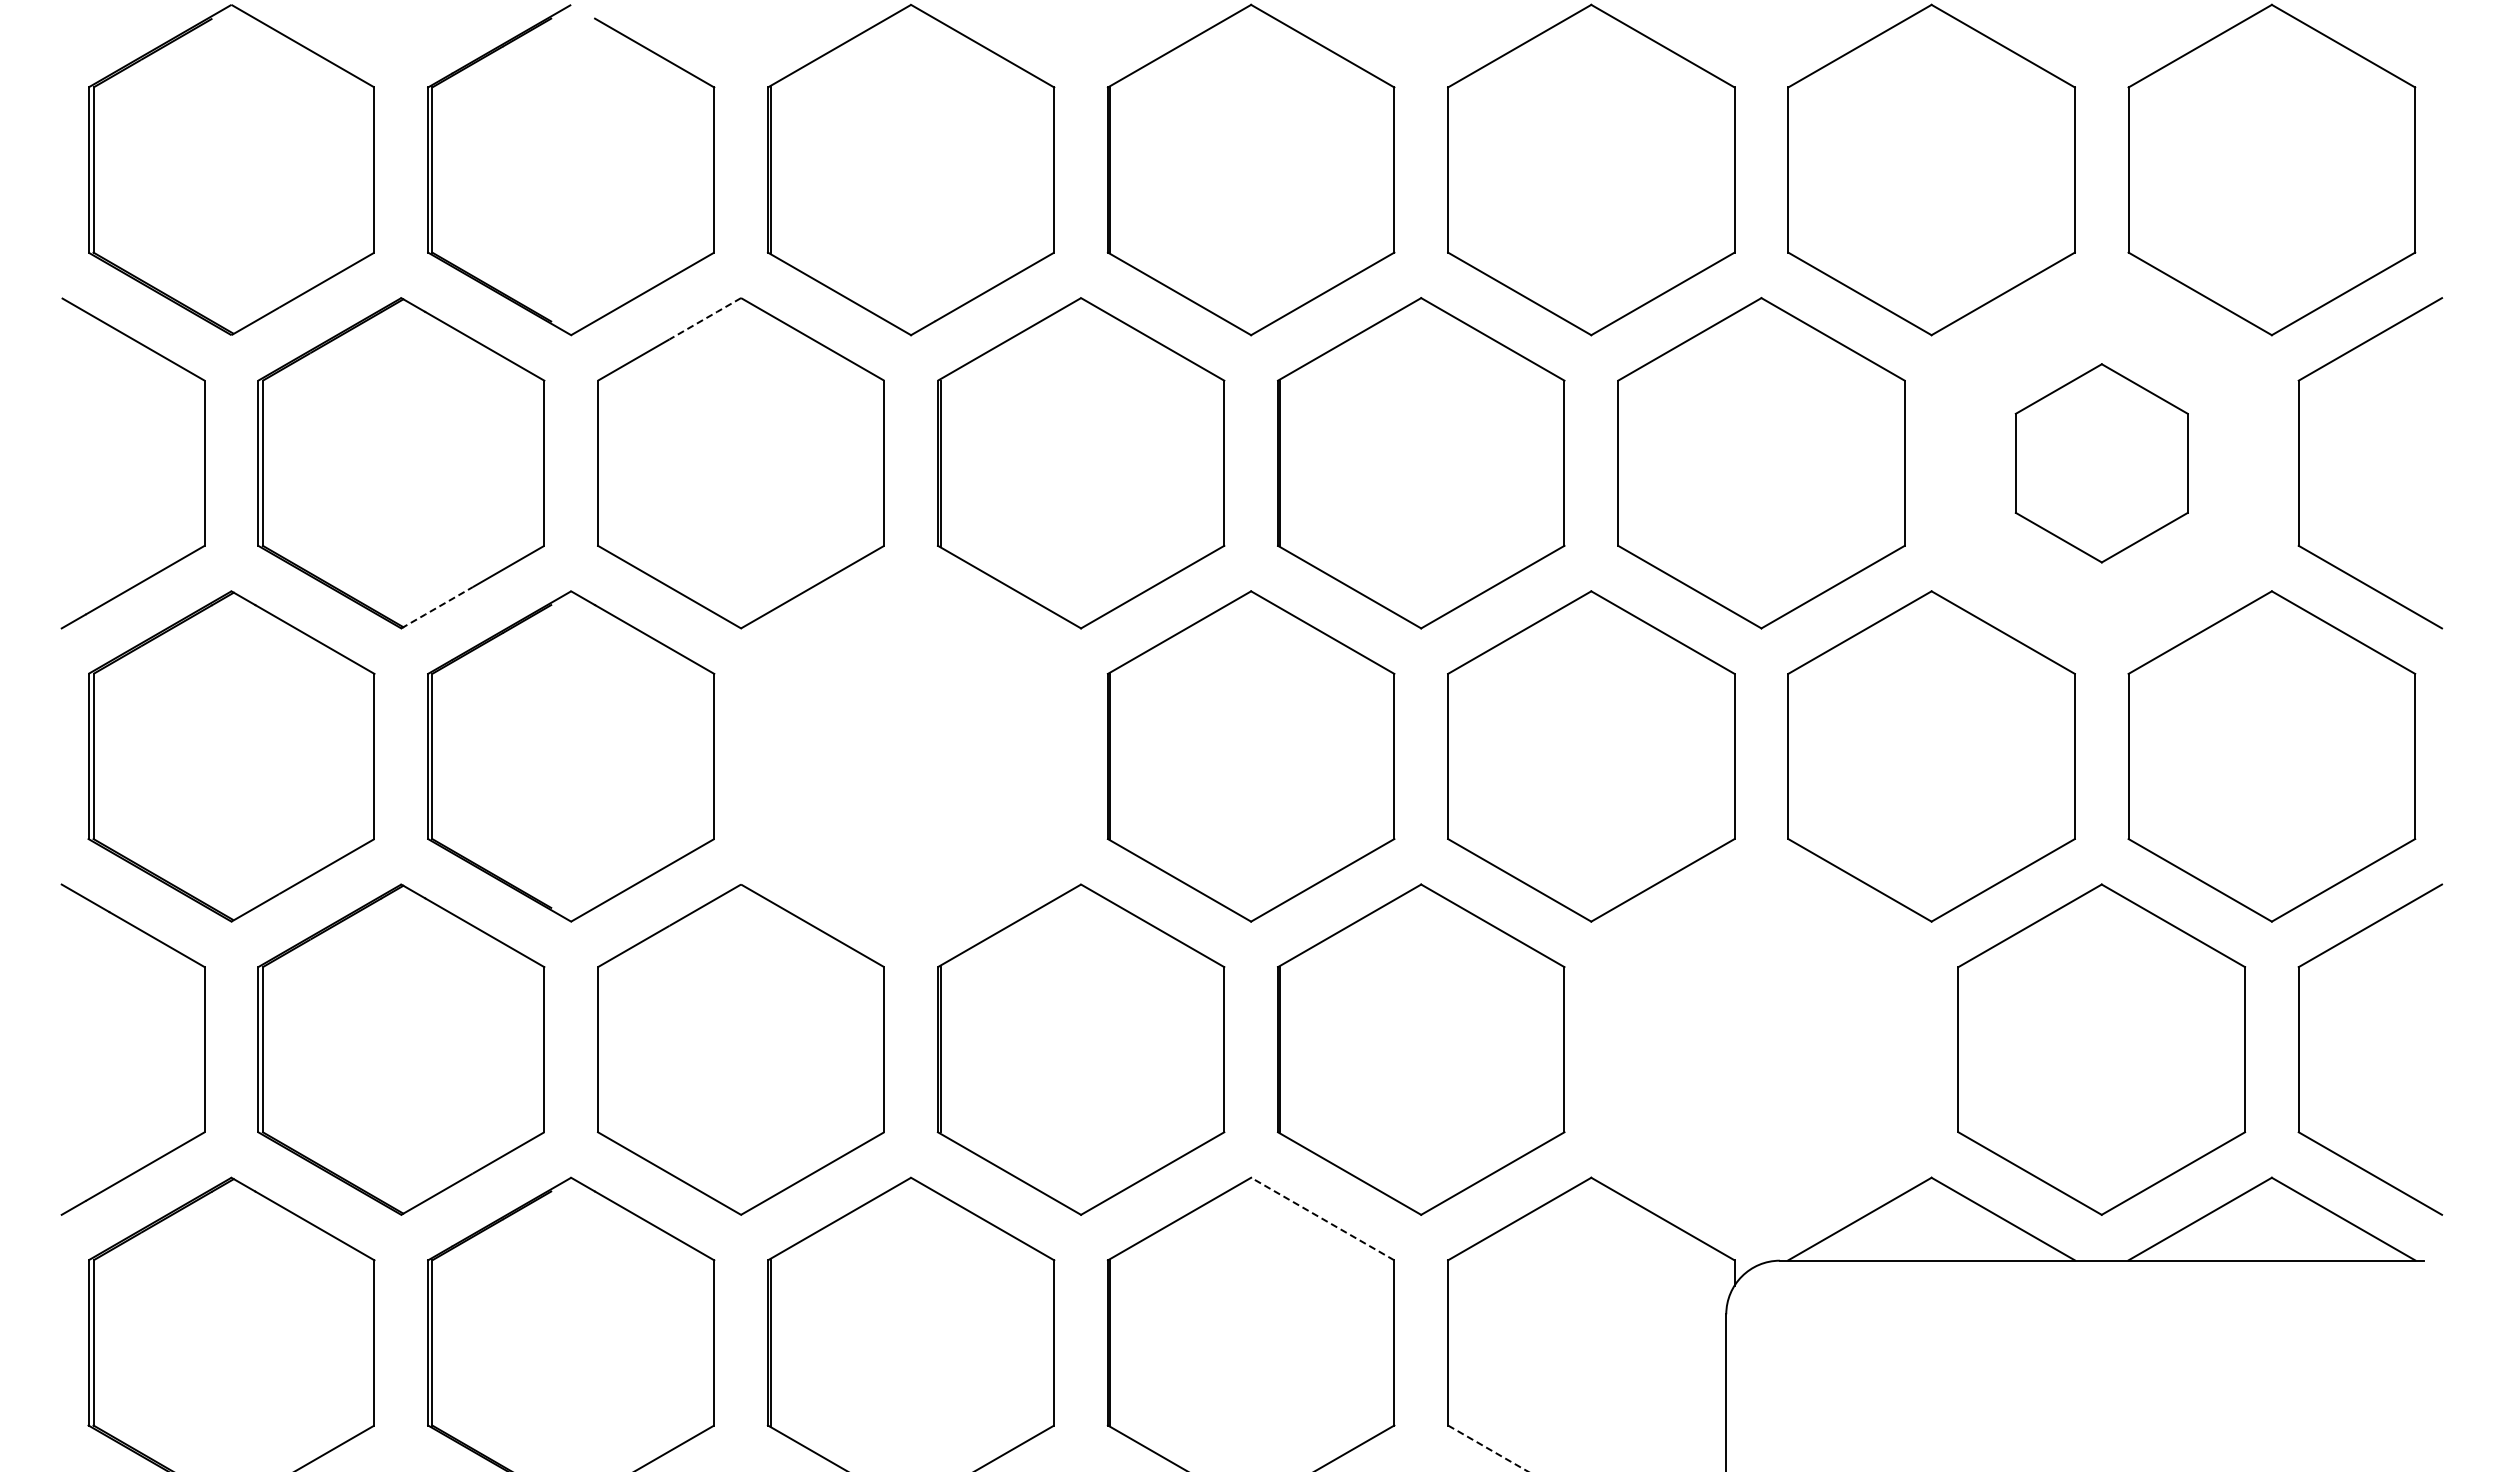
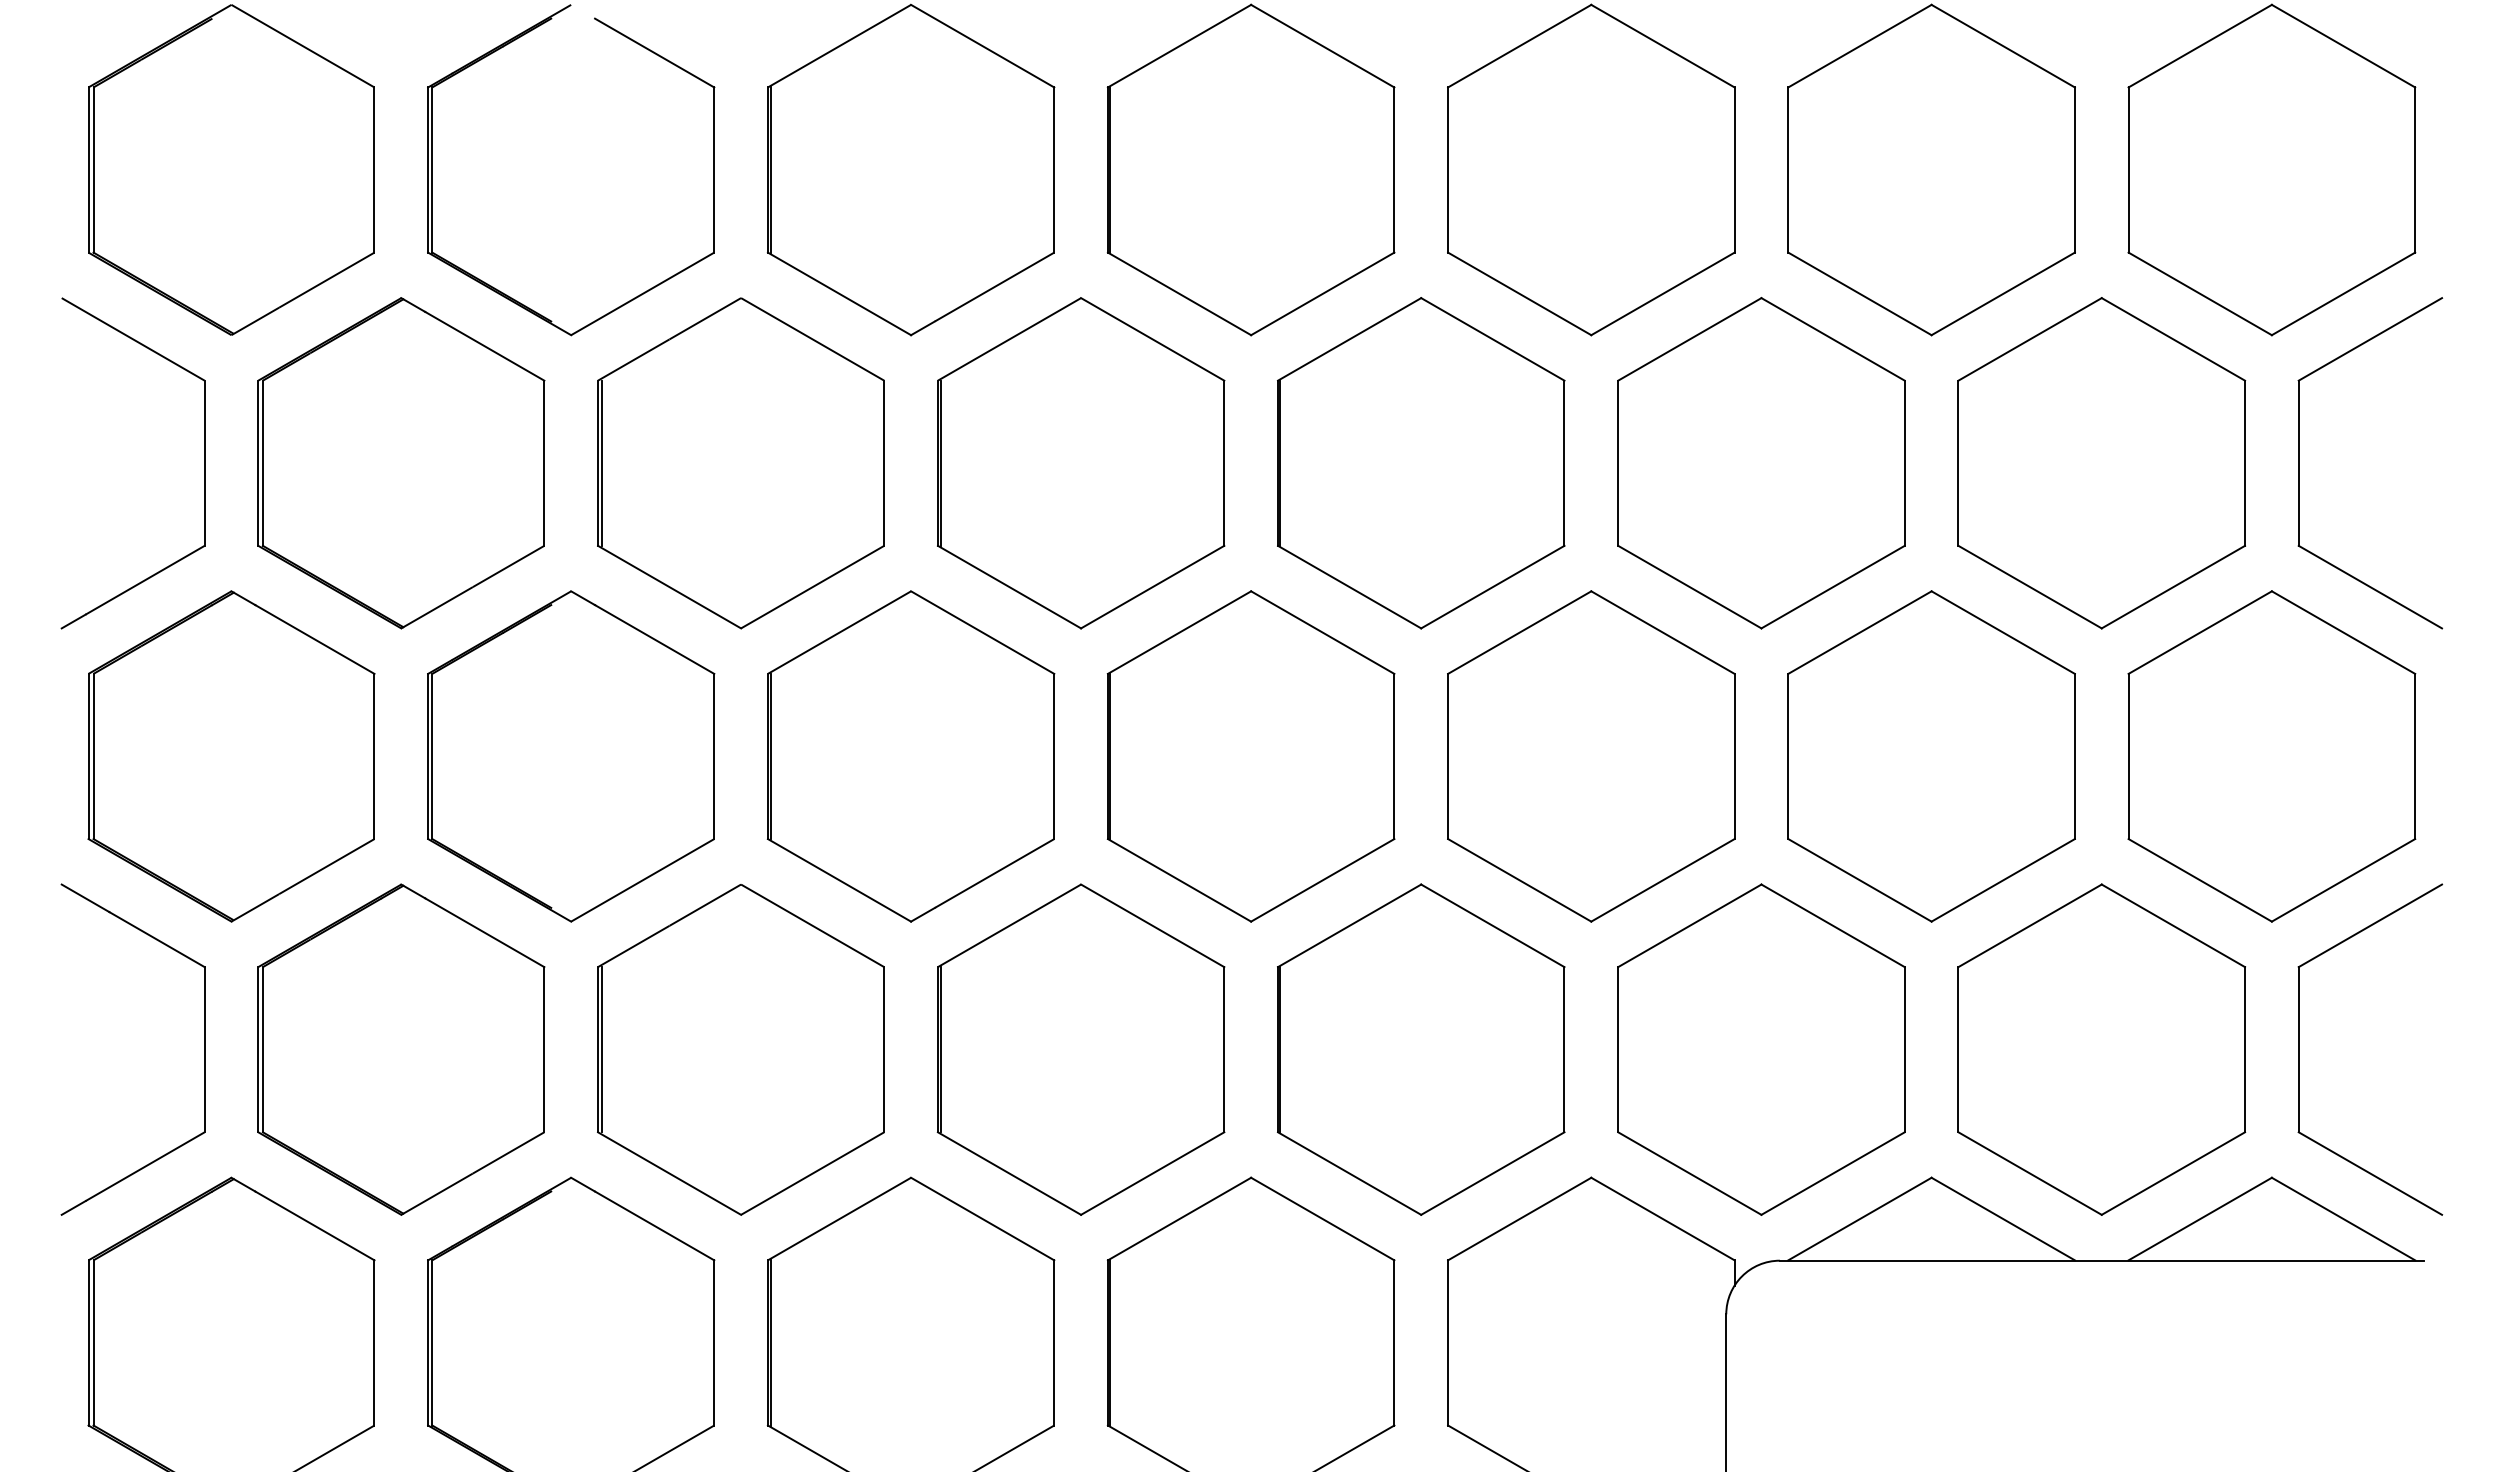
line: dashed -> solid (705, 318)
line: none -> present (601, 462)
part size: 175x201 px -> 290x333 px (2101, 463)
line: dashed -> solid (437, 607)
part: none -> present (910, 756)
line: none -> present (601, 1049)
part: none -> present (1761, 1049)
line: dashed -> solid (1322, 1219)
line: dashed -> solid (1488, 1448)
